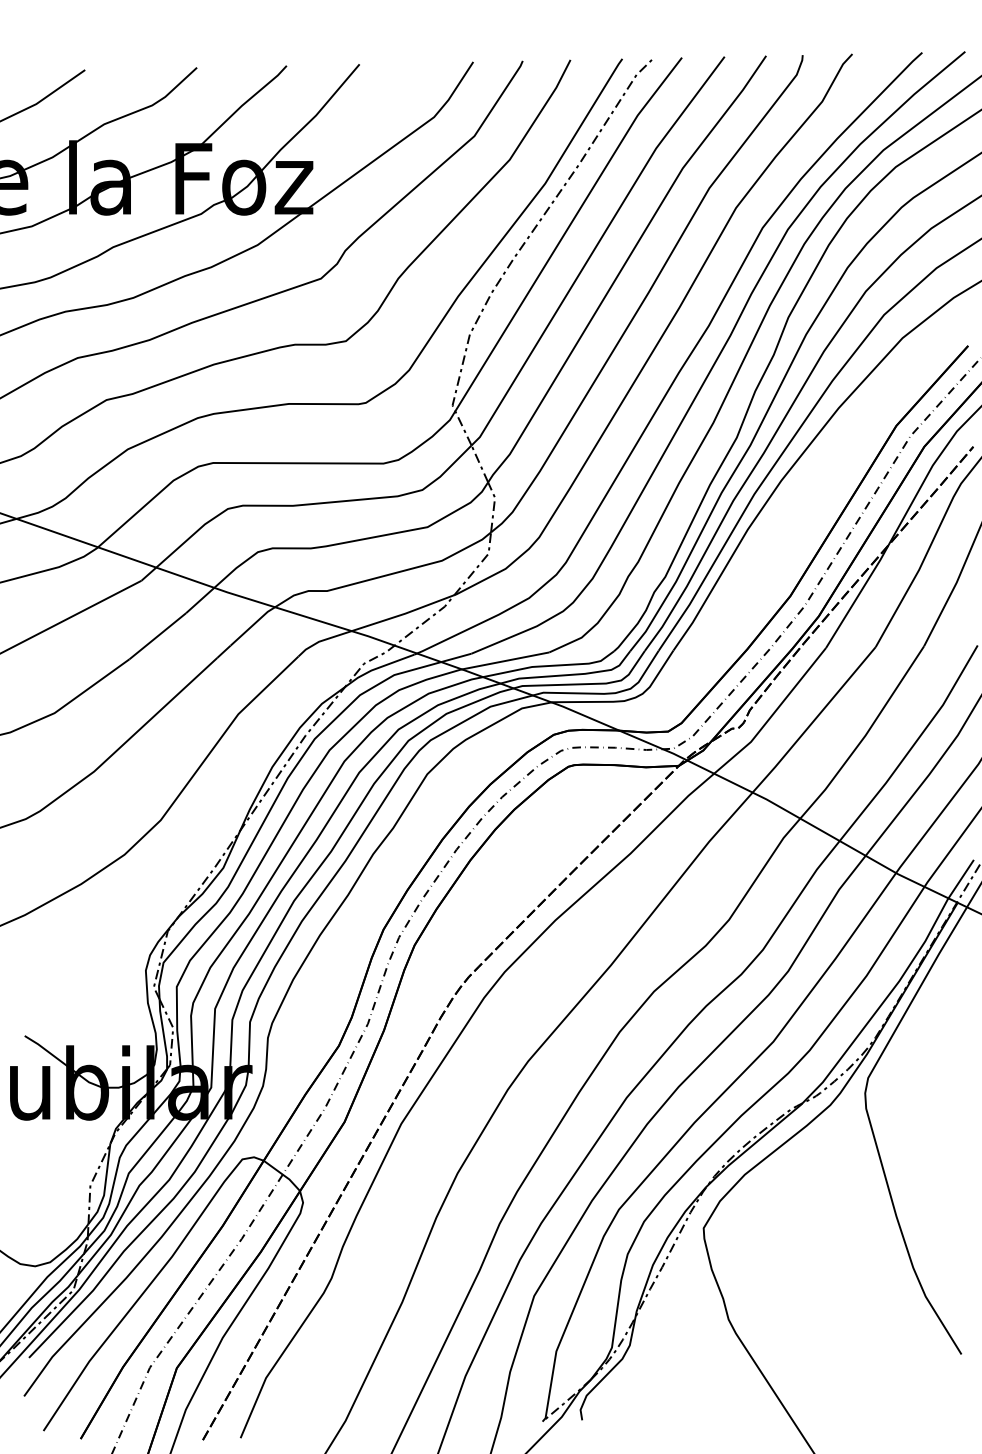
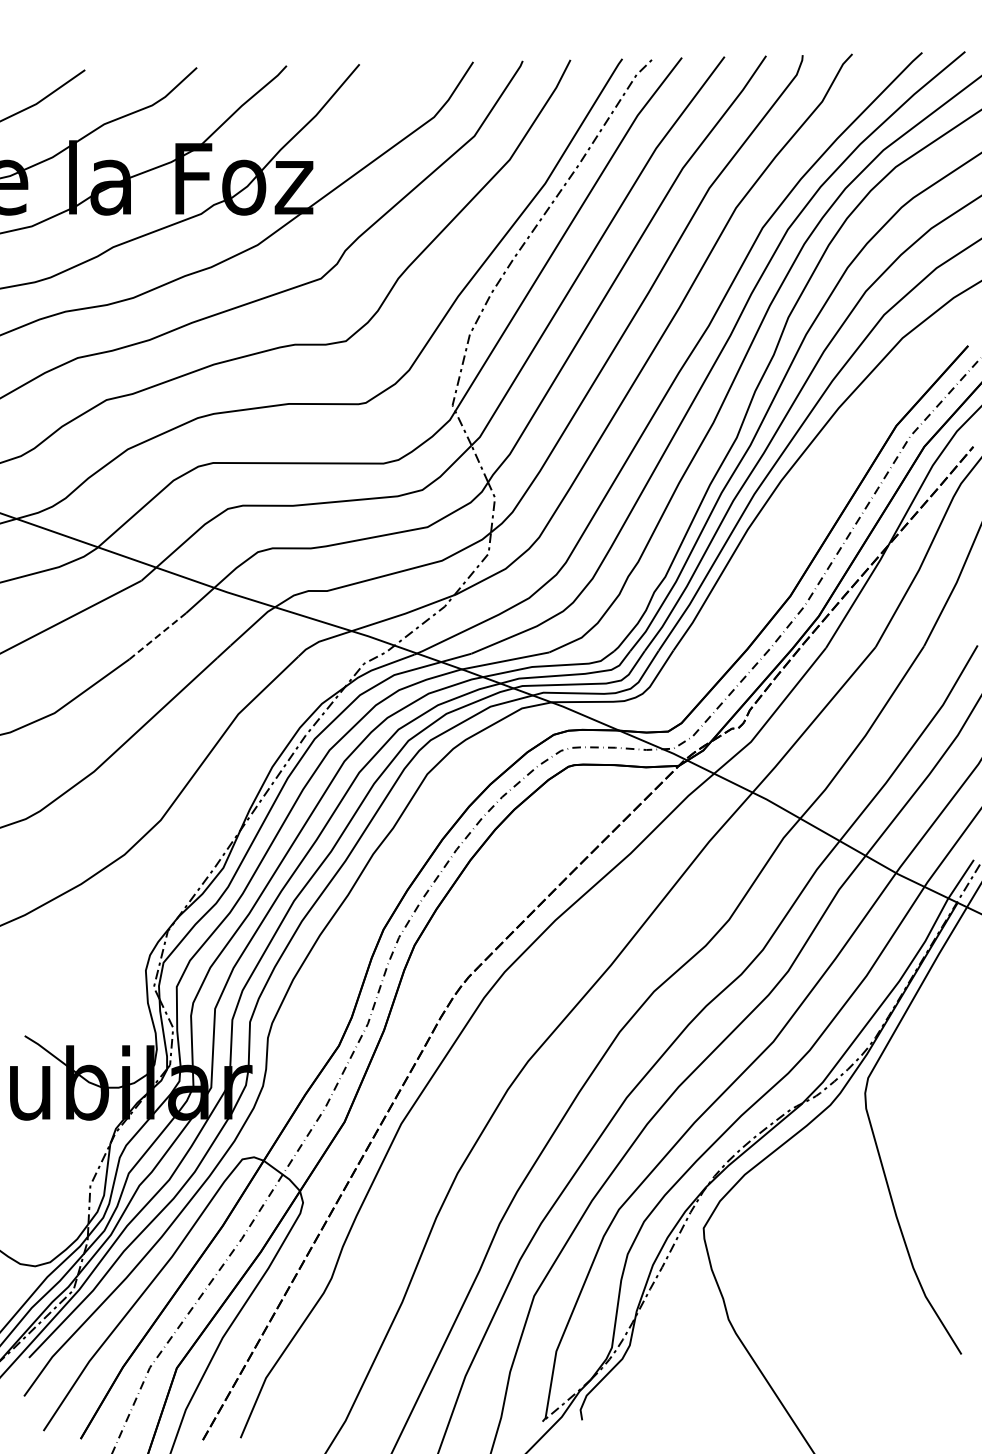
line: solid -> dashed (157, 636)
